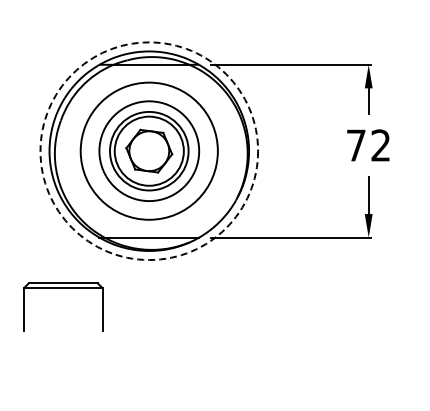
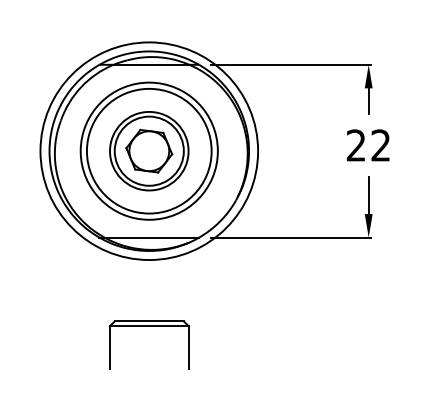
text: 72 -> 22 (355, 145)
circle diameter: 100 px -> 125 px (148, 150)
circle: dashed -> solid (149, 151)
part position: (63, 288) -> (149, 326) (149, 326)
